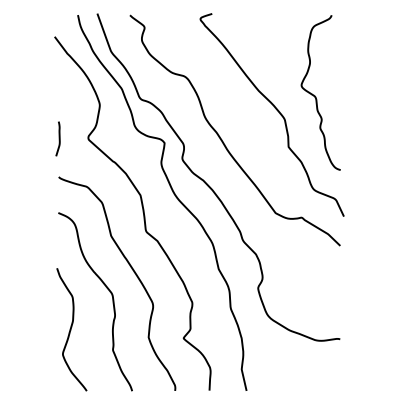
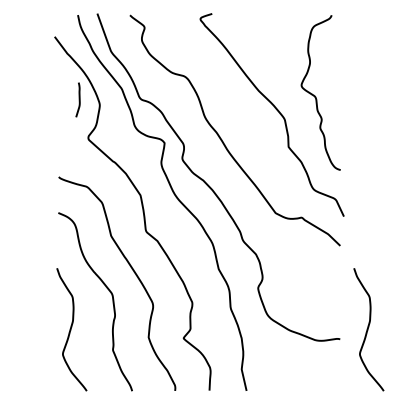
curve position: (58, 138) -> (78, 99) (78, 99)
curve: none -> present (368, 329)
